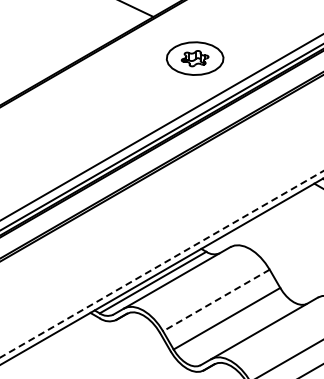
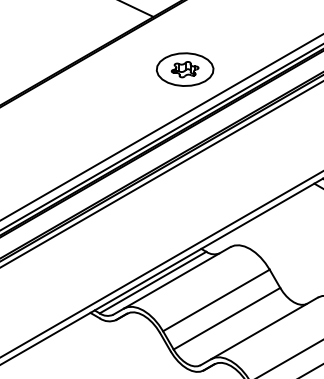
part position: (194, 58) -> (184, 69) (184, 69)
line: none -> present (161, 174)
line: dashed -> solid (162, 263)
line: dashed -> solid (216, 300)
